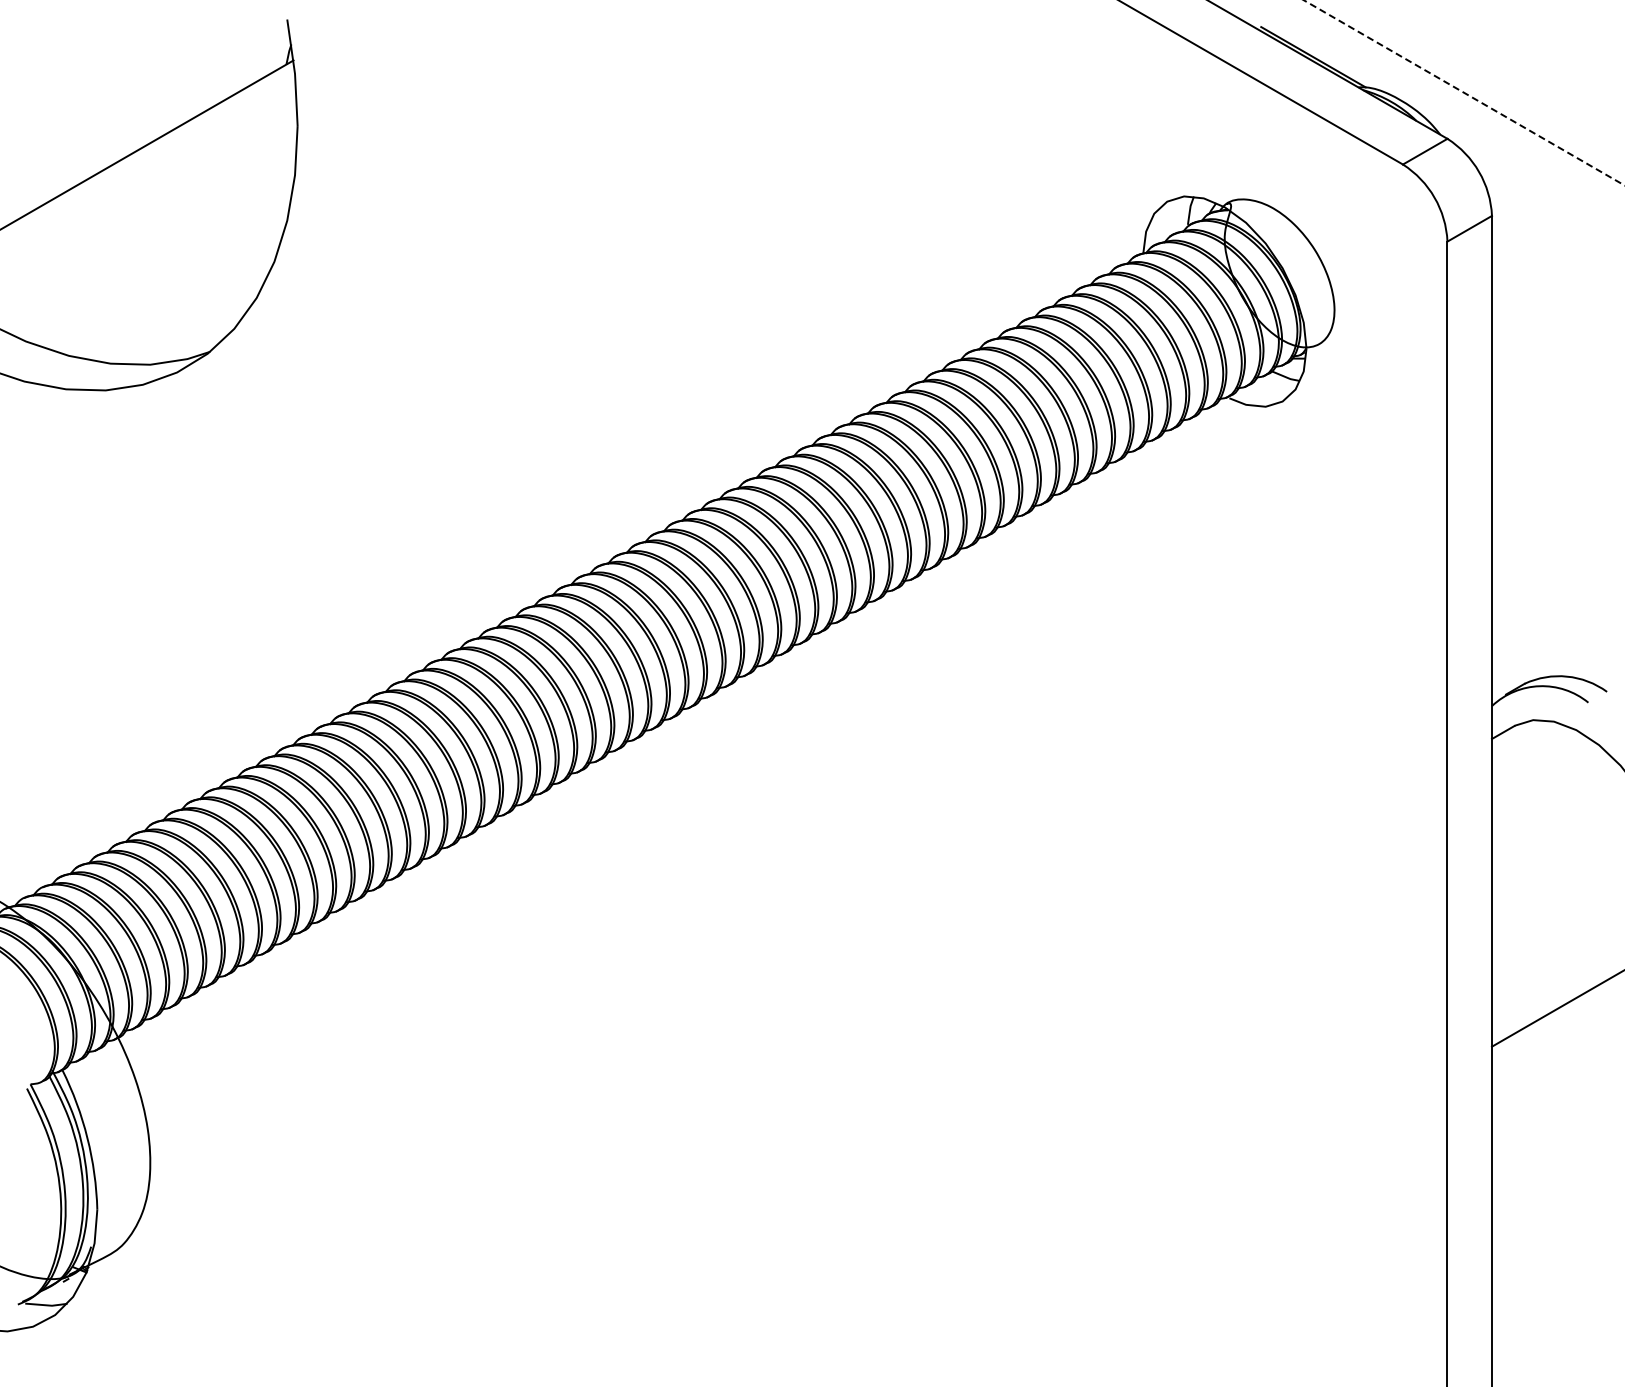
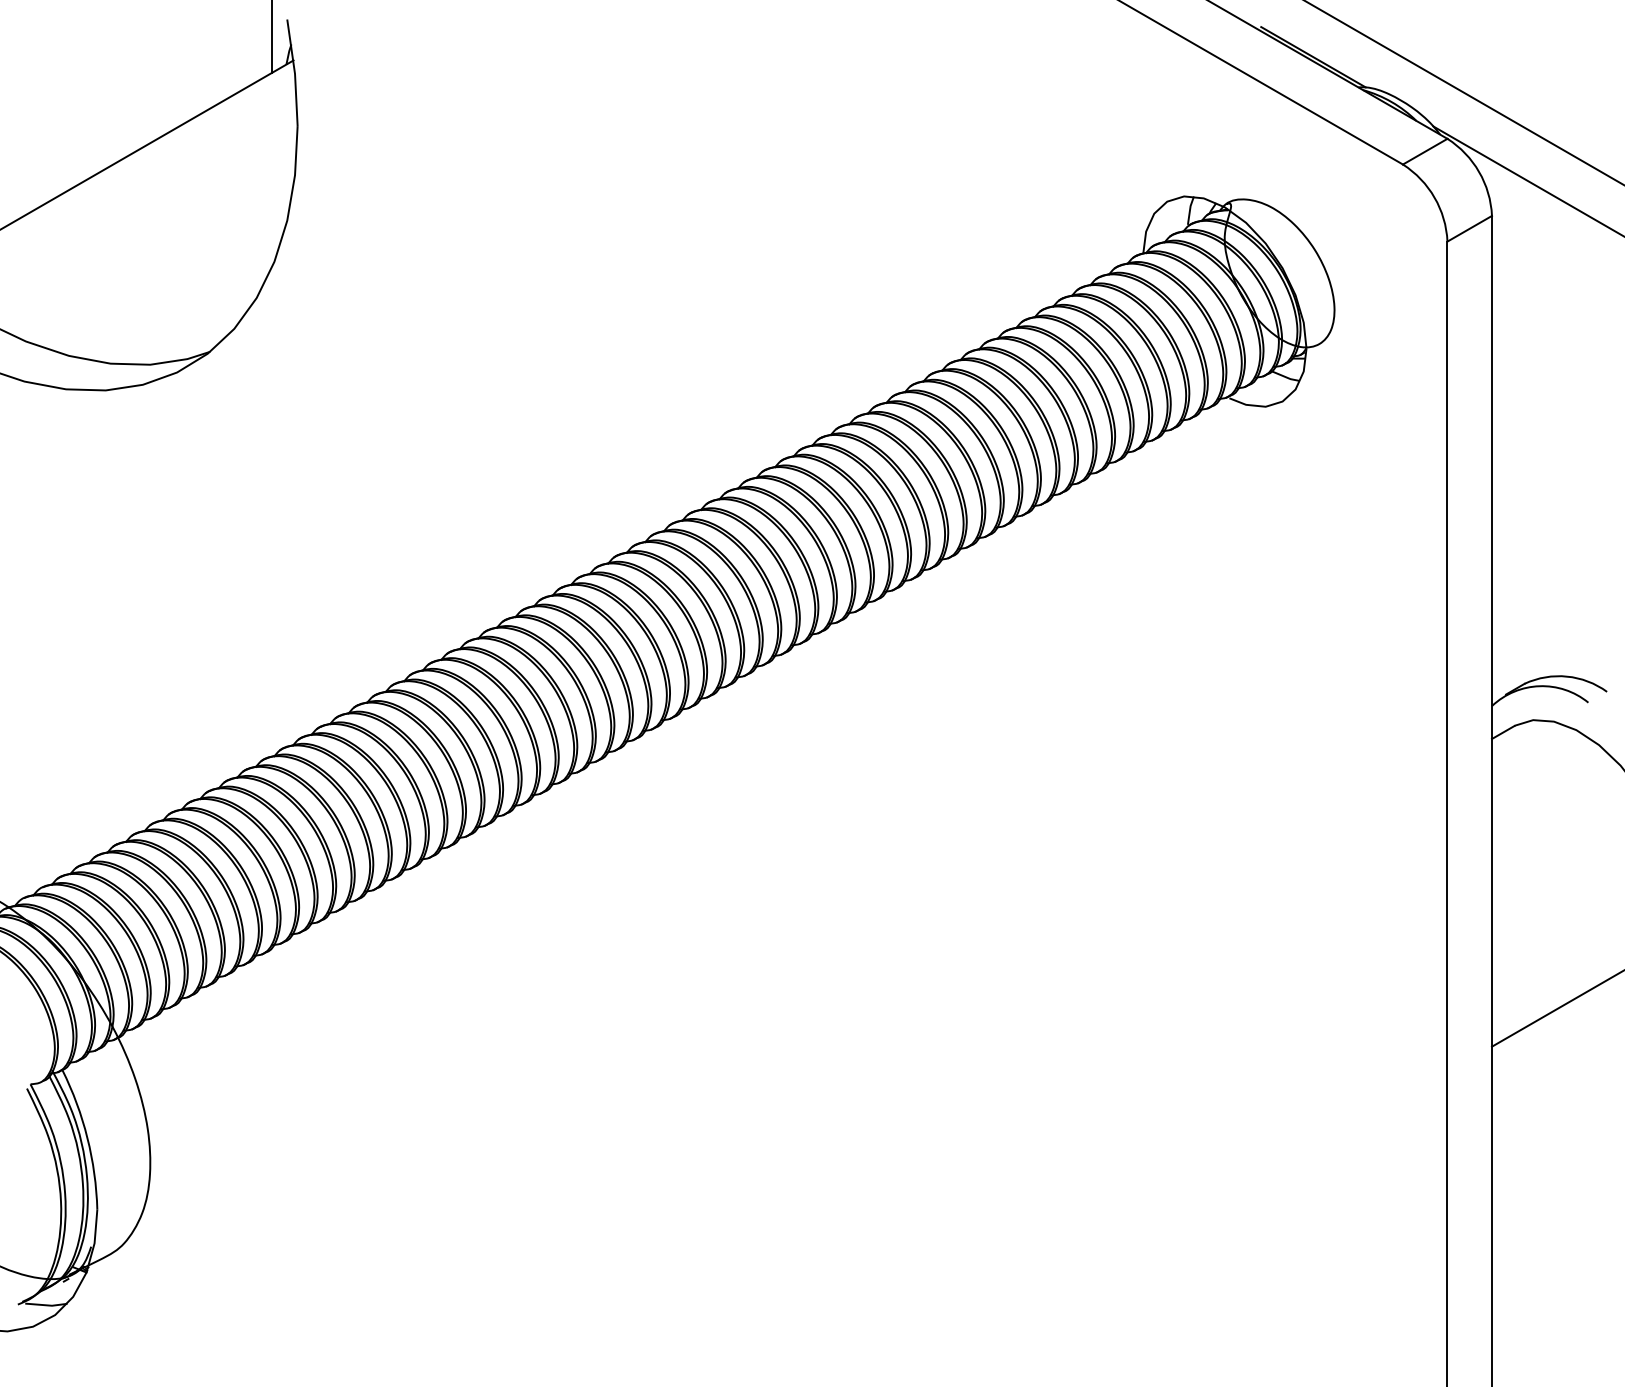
line: none -> present (271, 37)
line: dashed -> solid (1464, 93)
line: none -> present (1527, 180)
